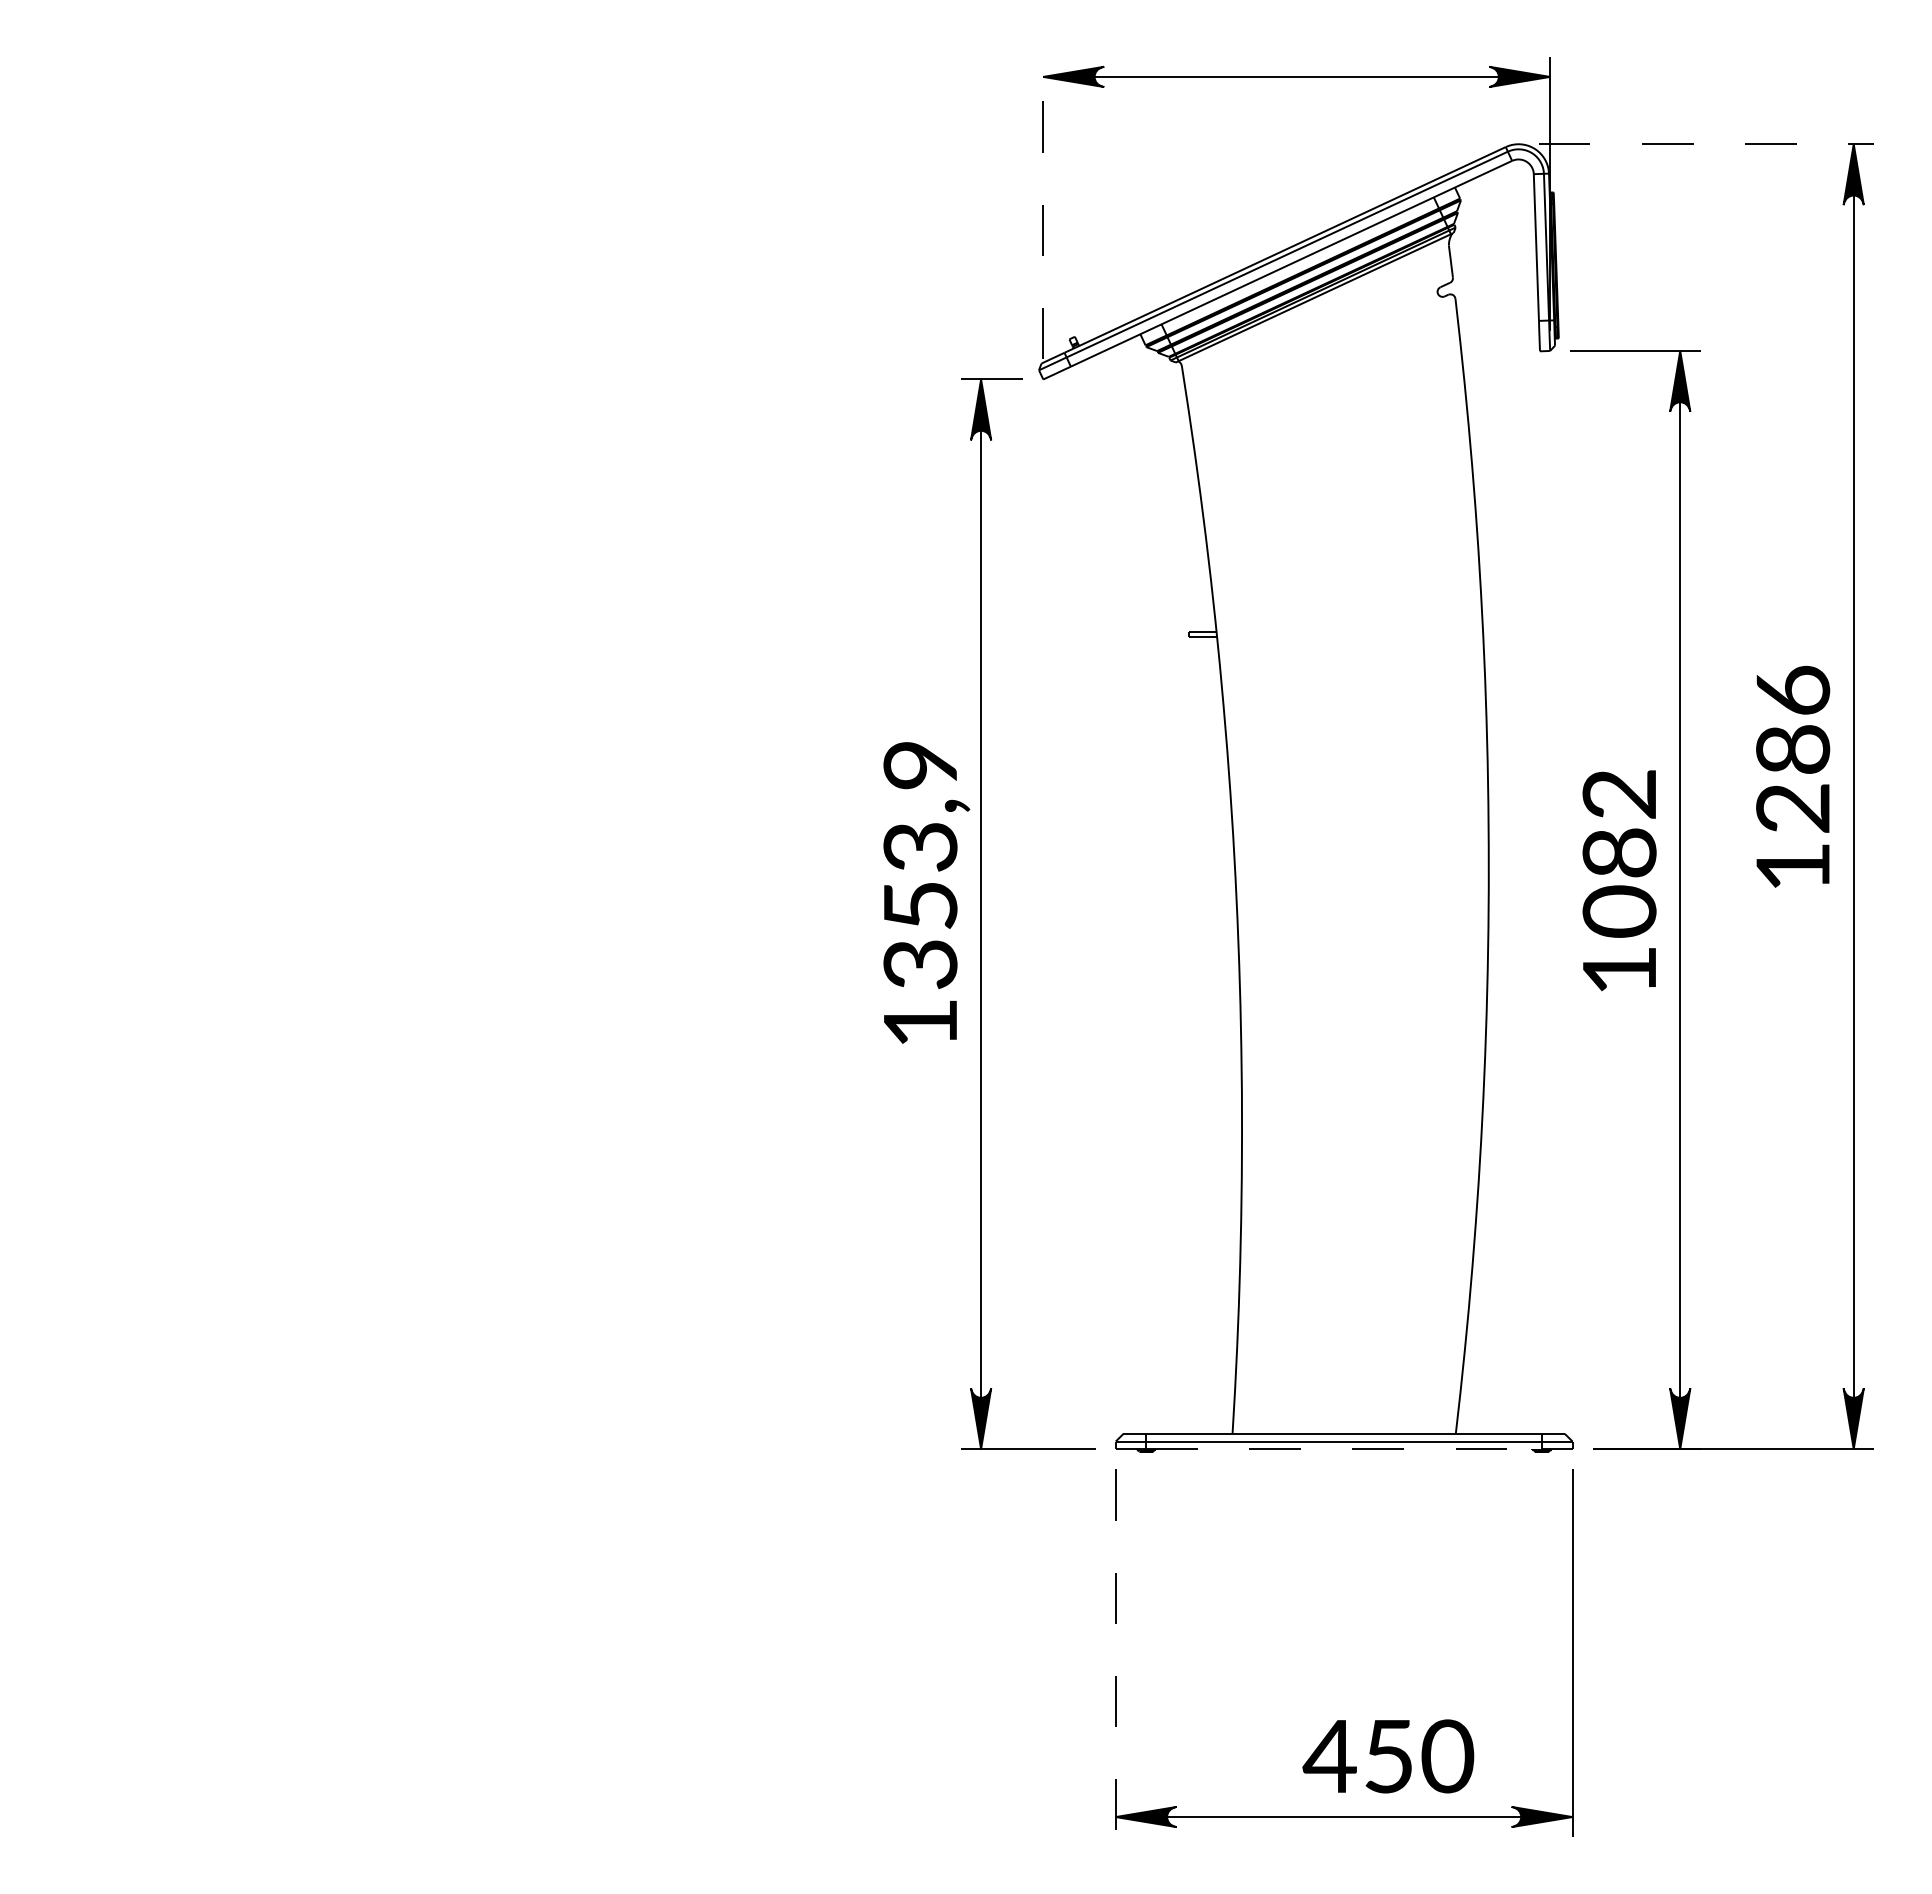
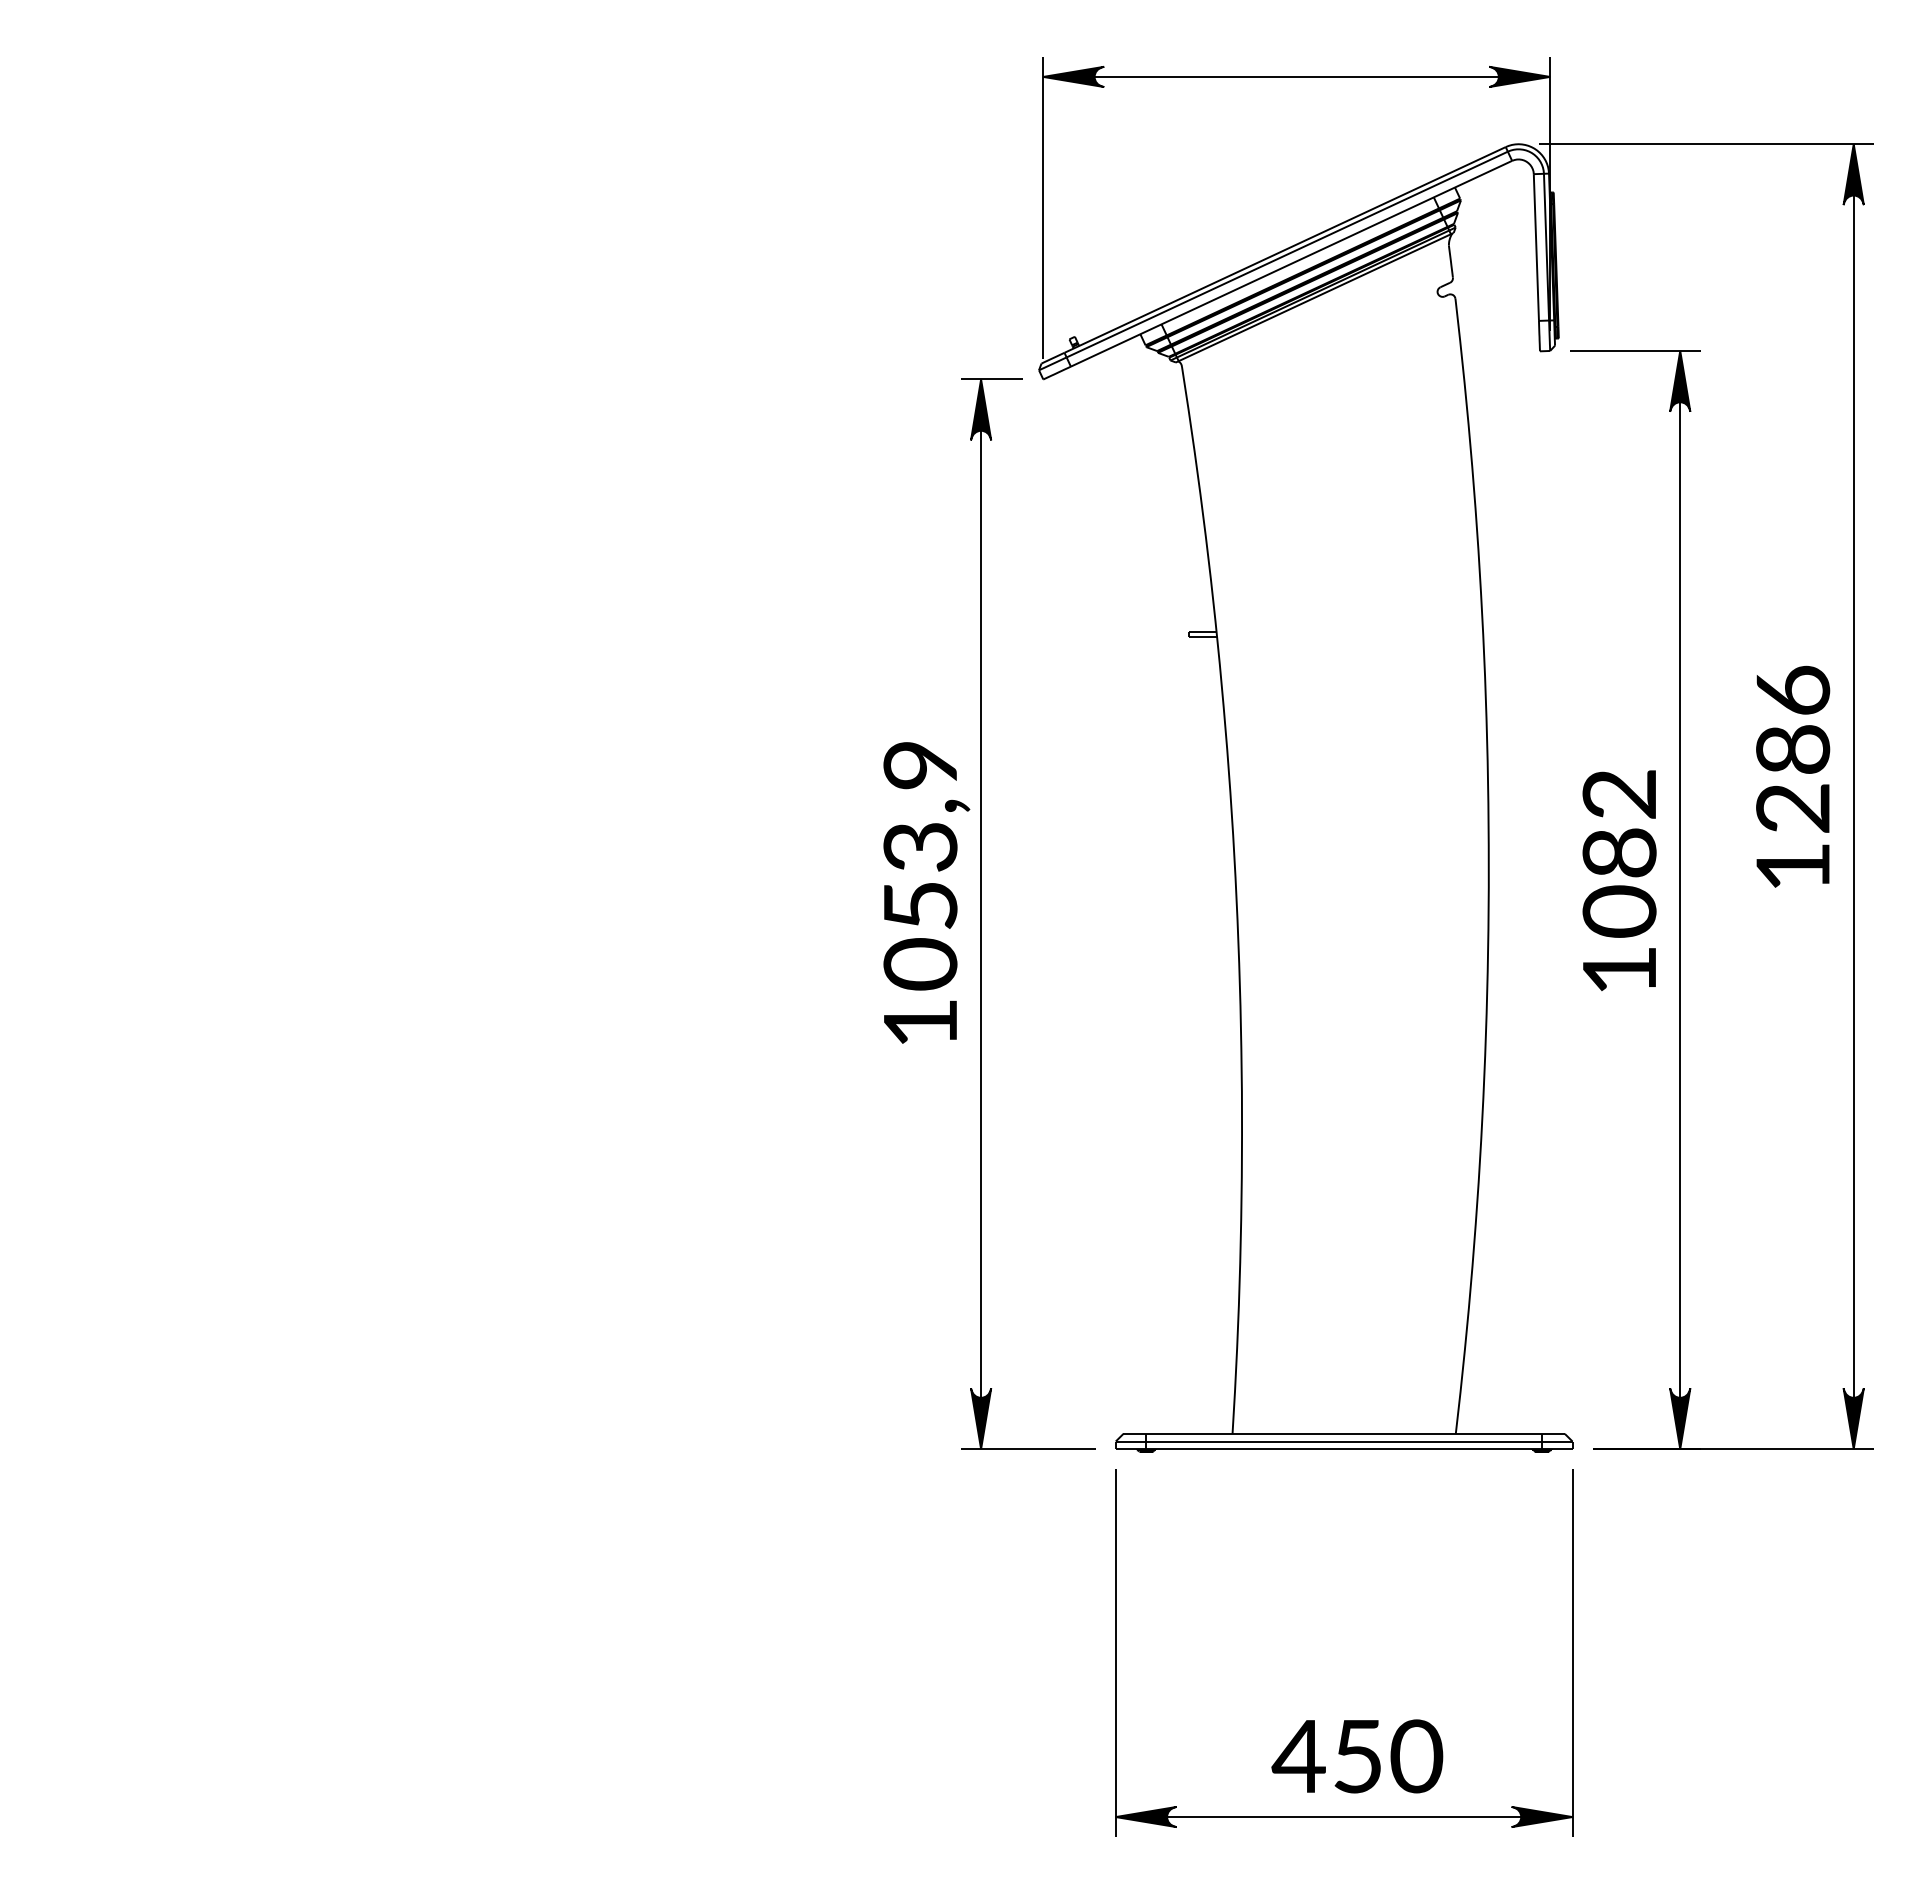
line: dashed -> solid (1706, 144)
line: dashed -> solid (1043, 207)
text: 1353,9 -> 1053,9 (920, 964)
line: dashed -> solid (1344, 1449)
line: dashed -> solid (1115, 1653)
text position: (1388, 1756) -> (1357, 1756) (1357, 1756)
